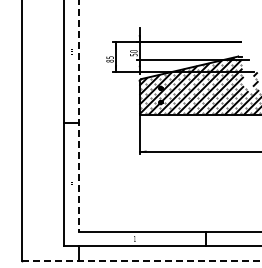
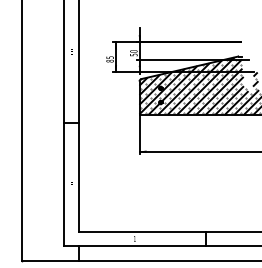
line: dashed -> solid (78, 116)
line: dashed -> solid (141, 260)
